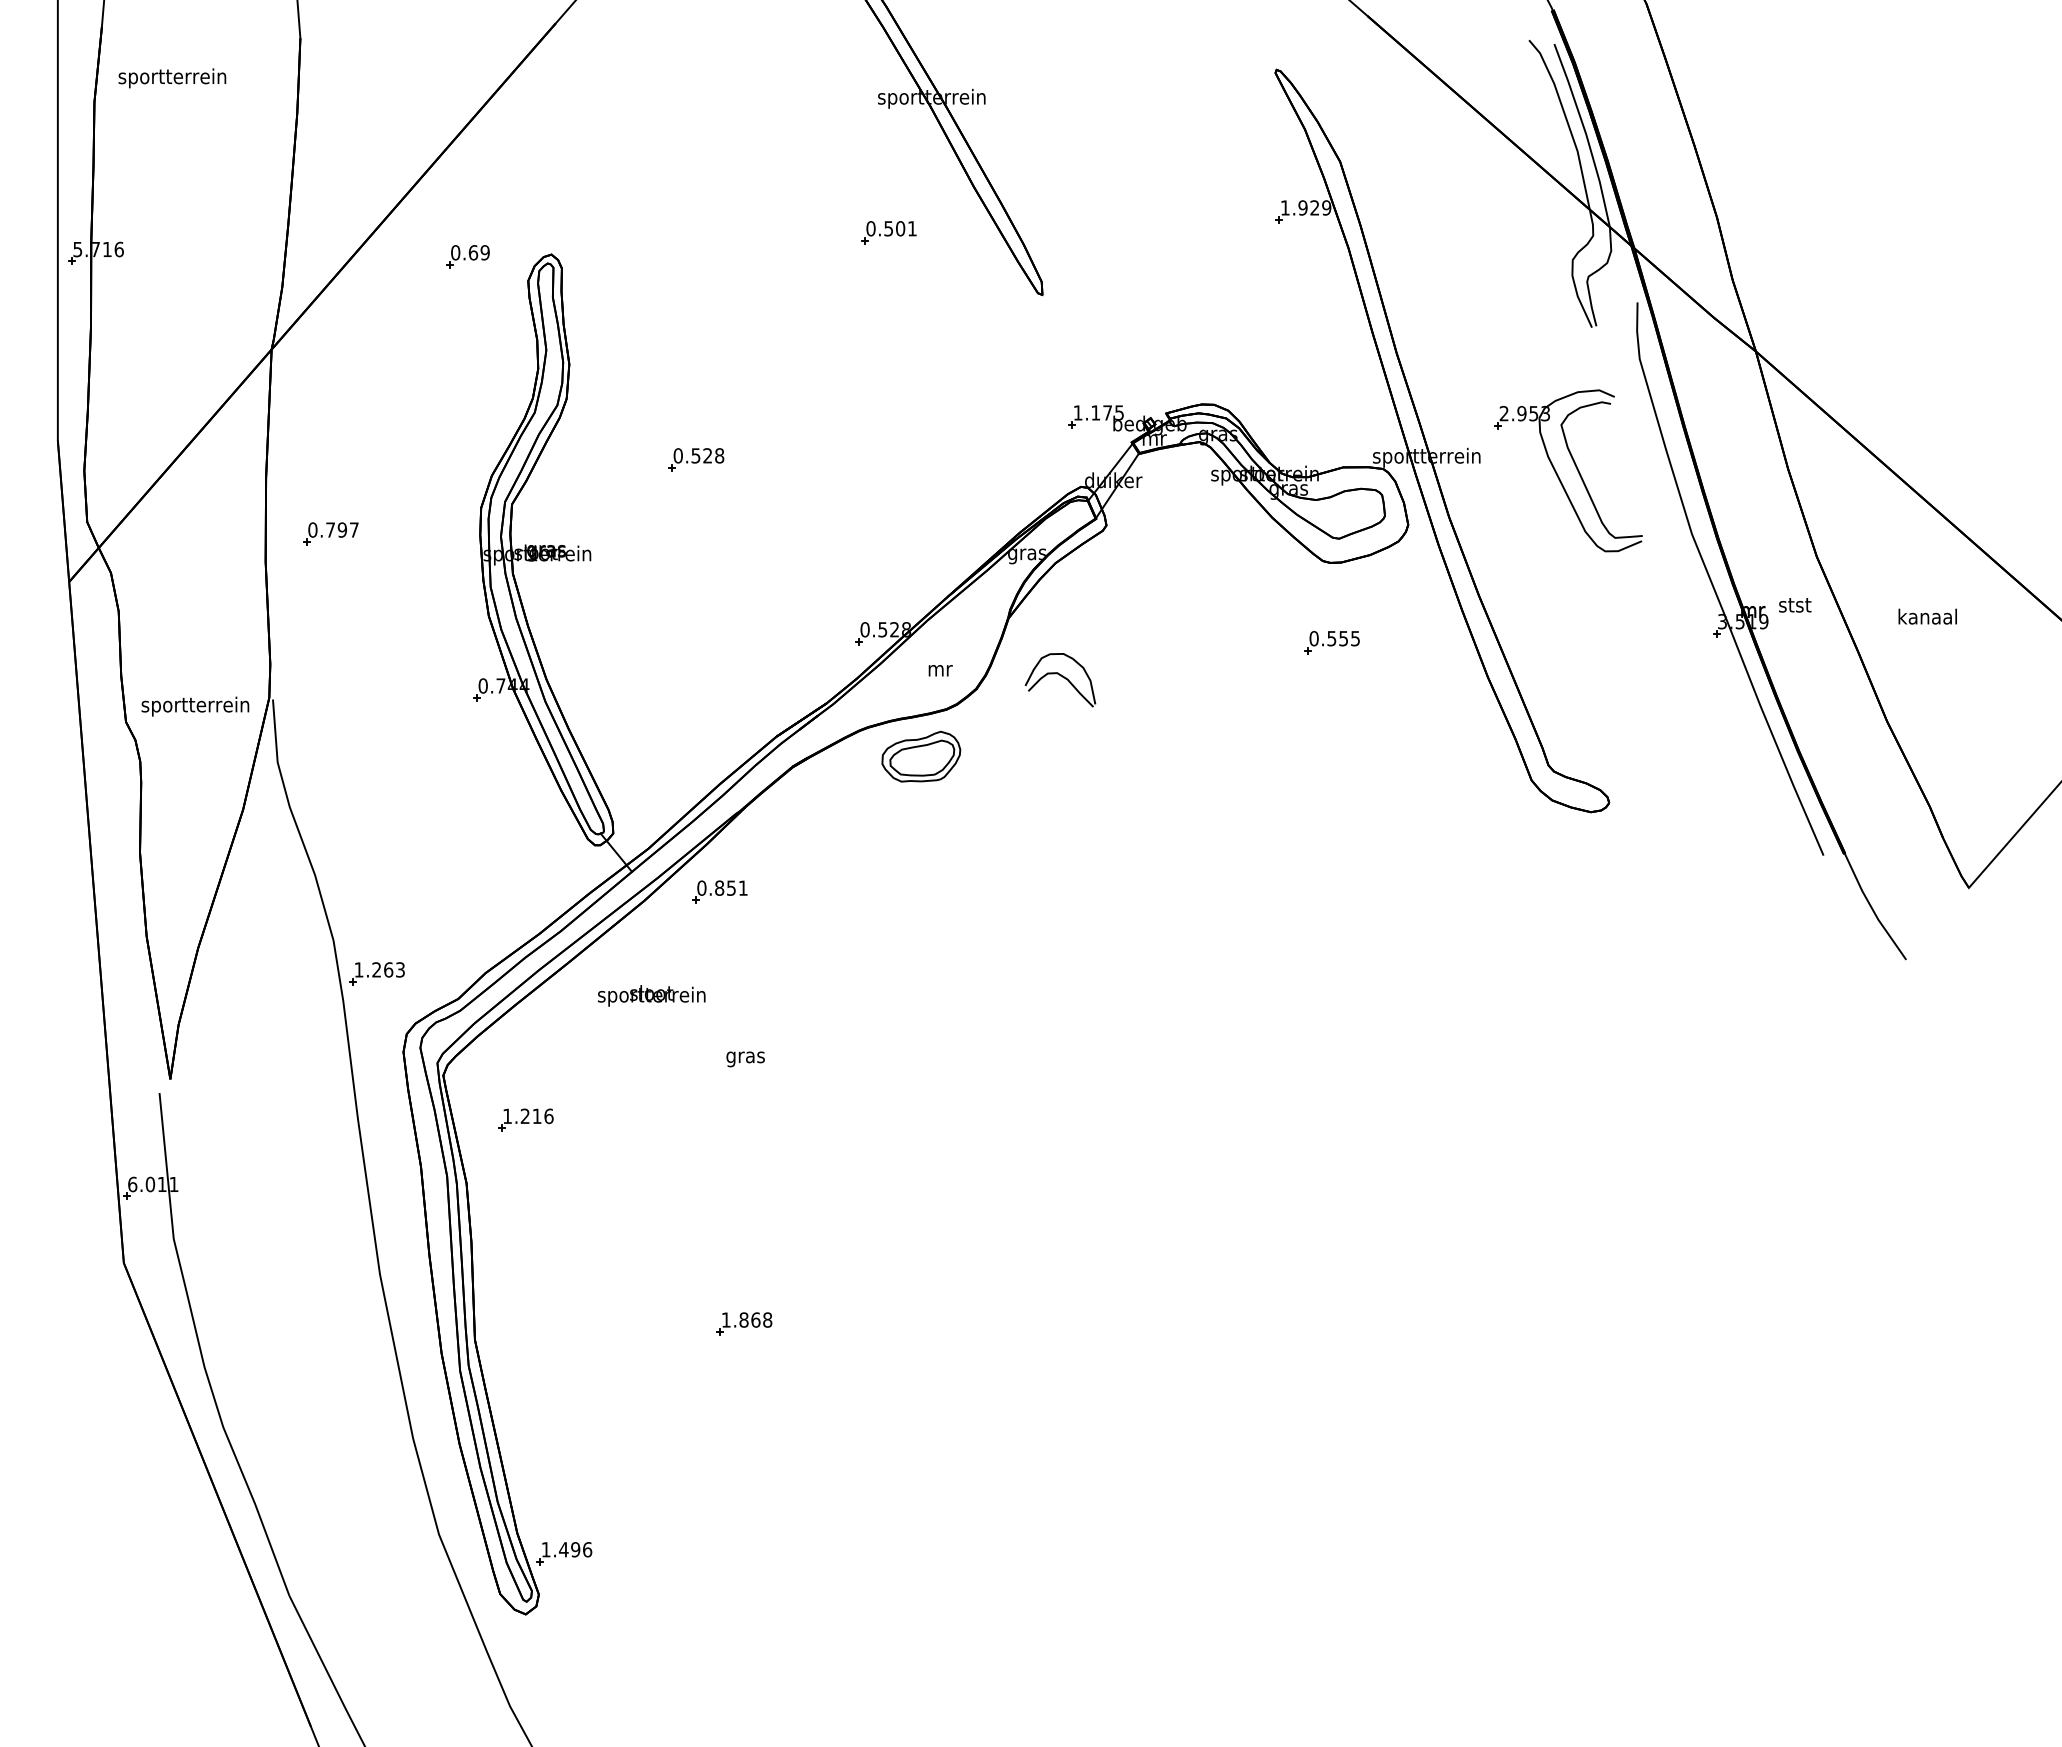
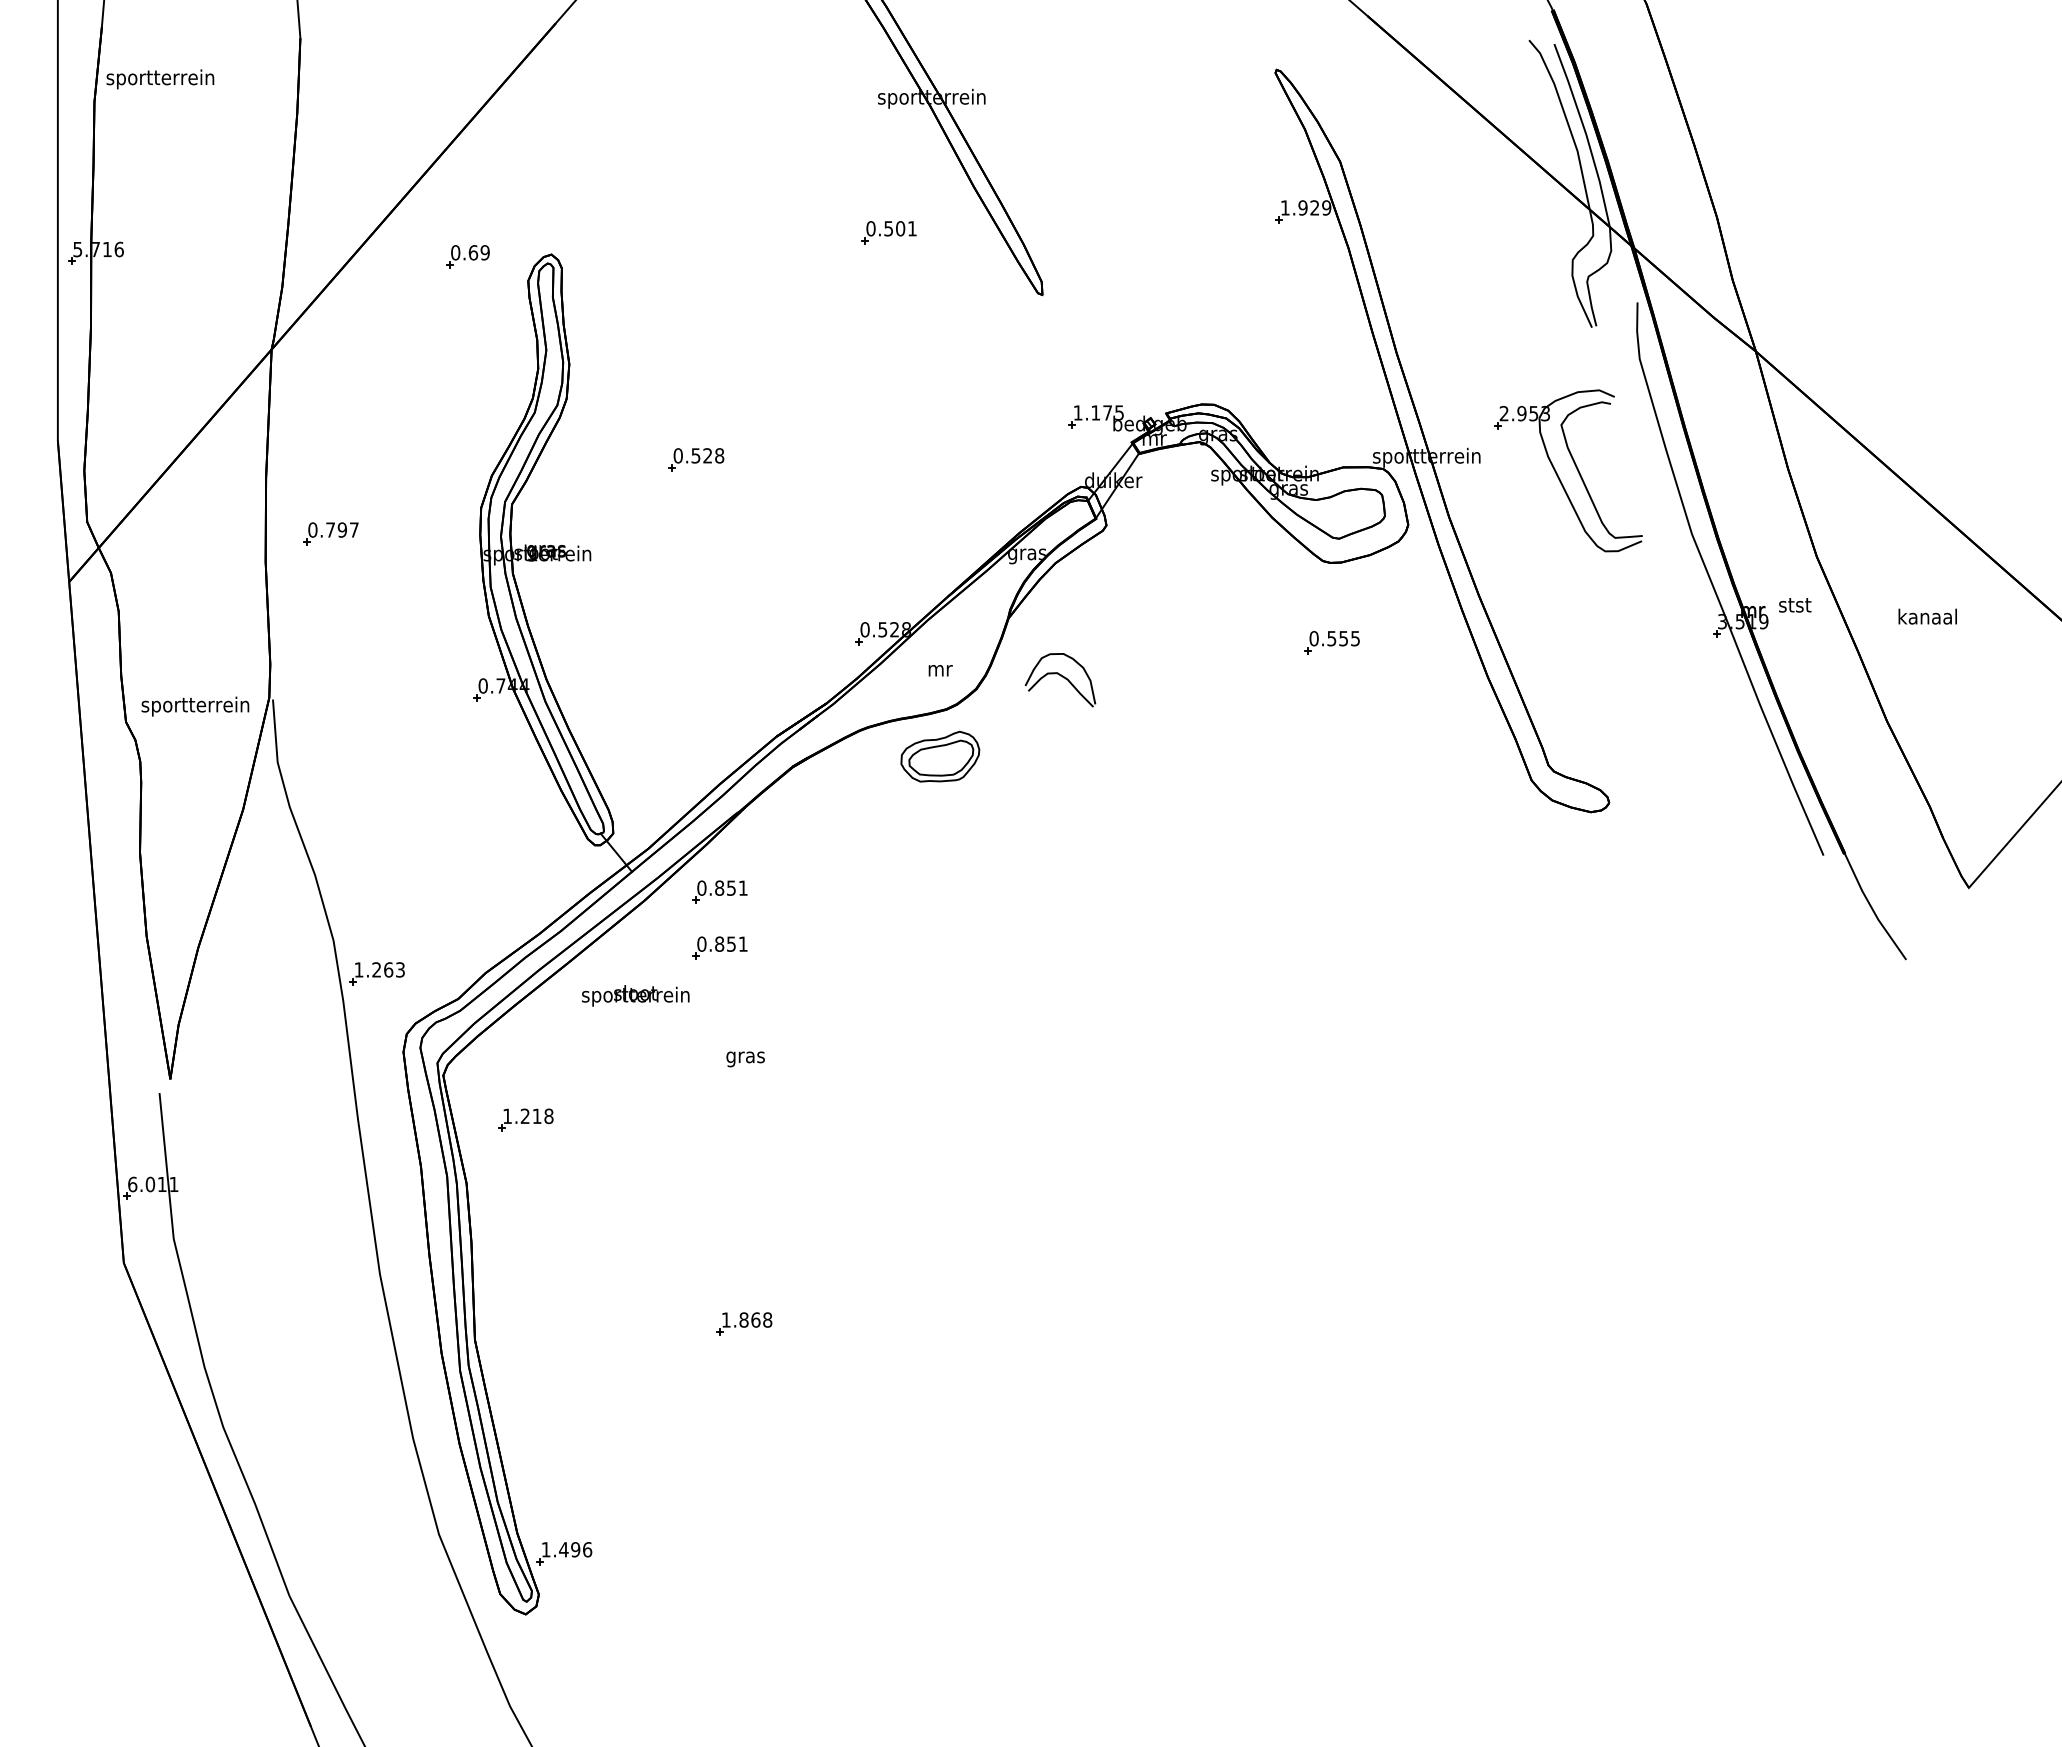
text position: (172, 78) -> (160, 79) (160, 79)
part position: (921, 756) -> (940, 756) (940, 756)
part: none -> present (719, 947)
text position: (651, 995) -> (635, 995) (635, 995)
text: 1.216 -> 1.218 (548, 1115)
